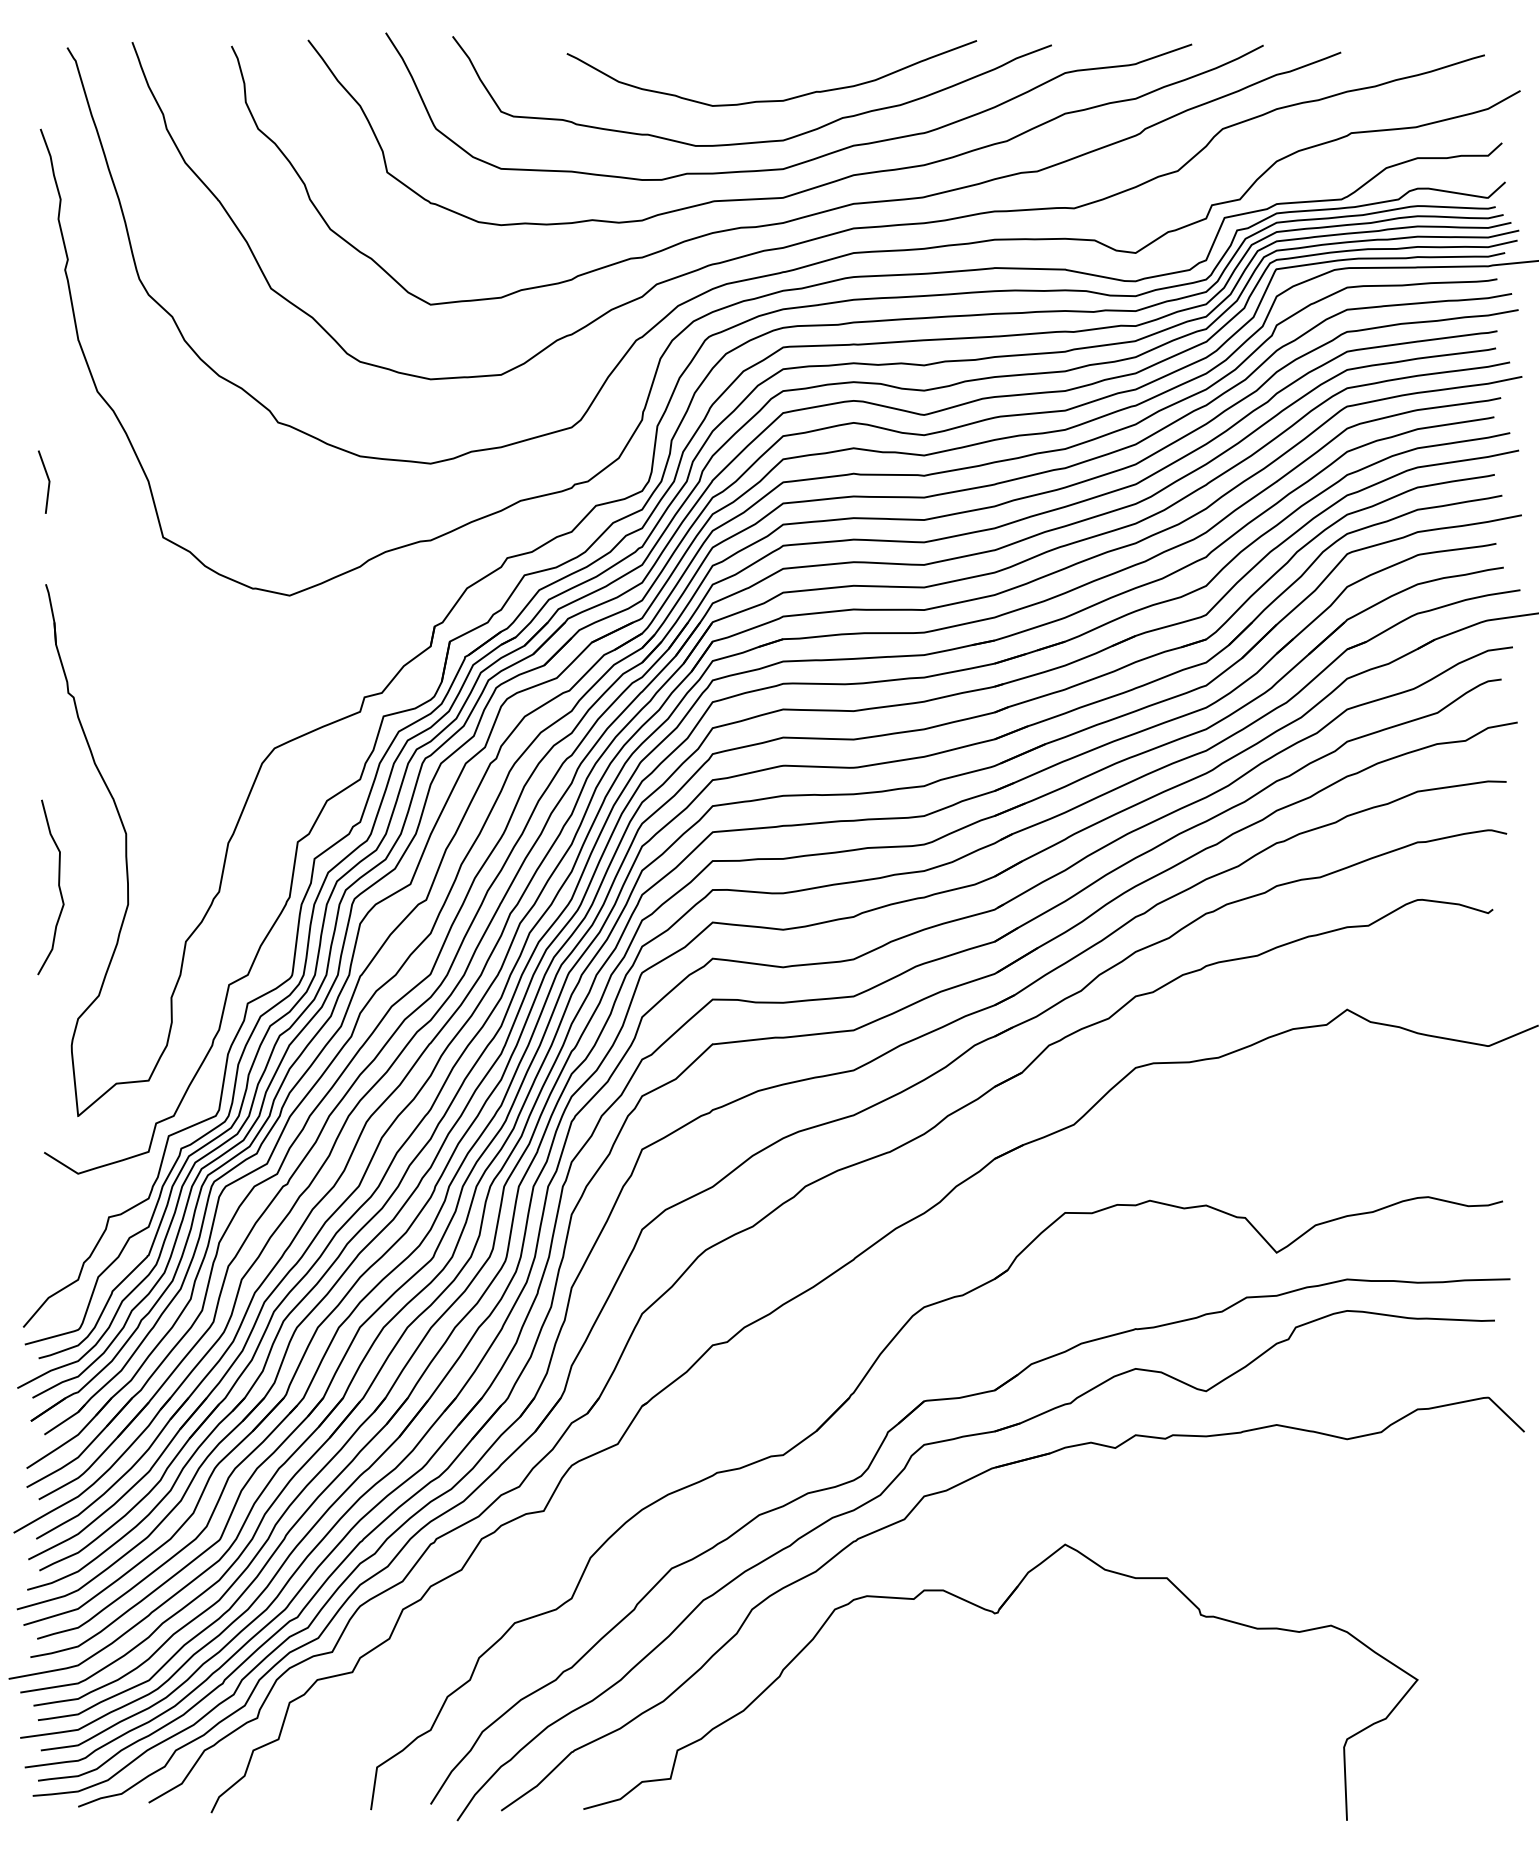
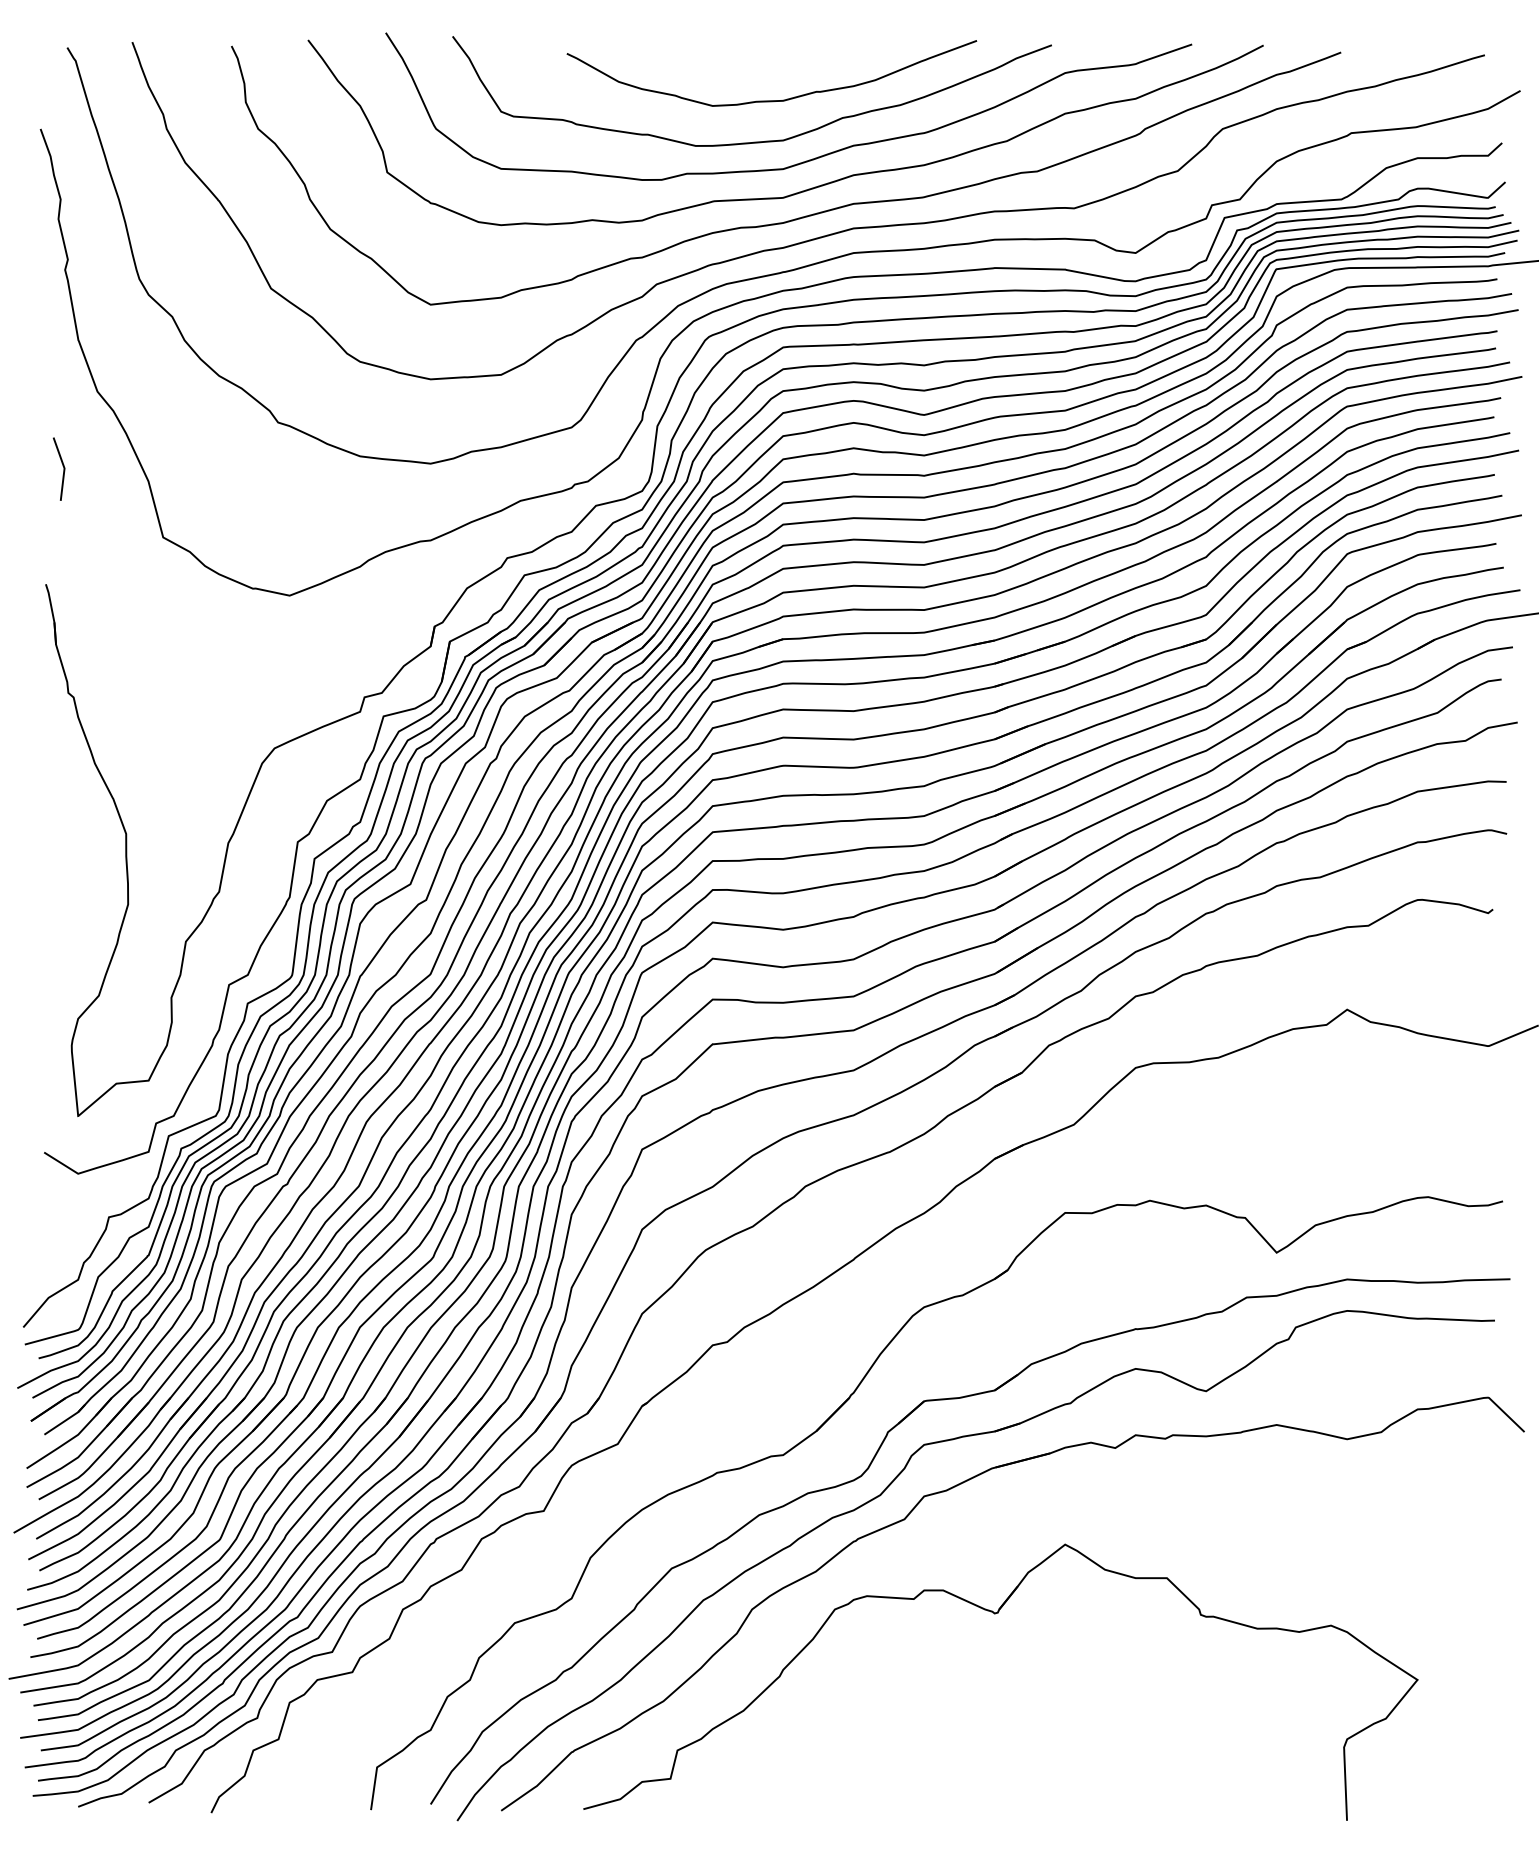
line position: (47, 479) -> (62, 466) (62, 466)
curve: present -> none (58, 887)
